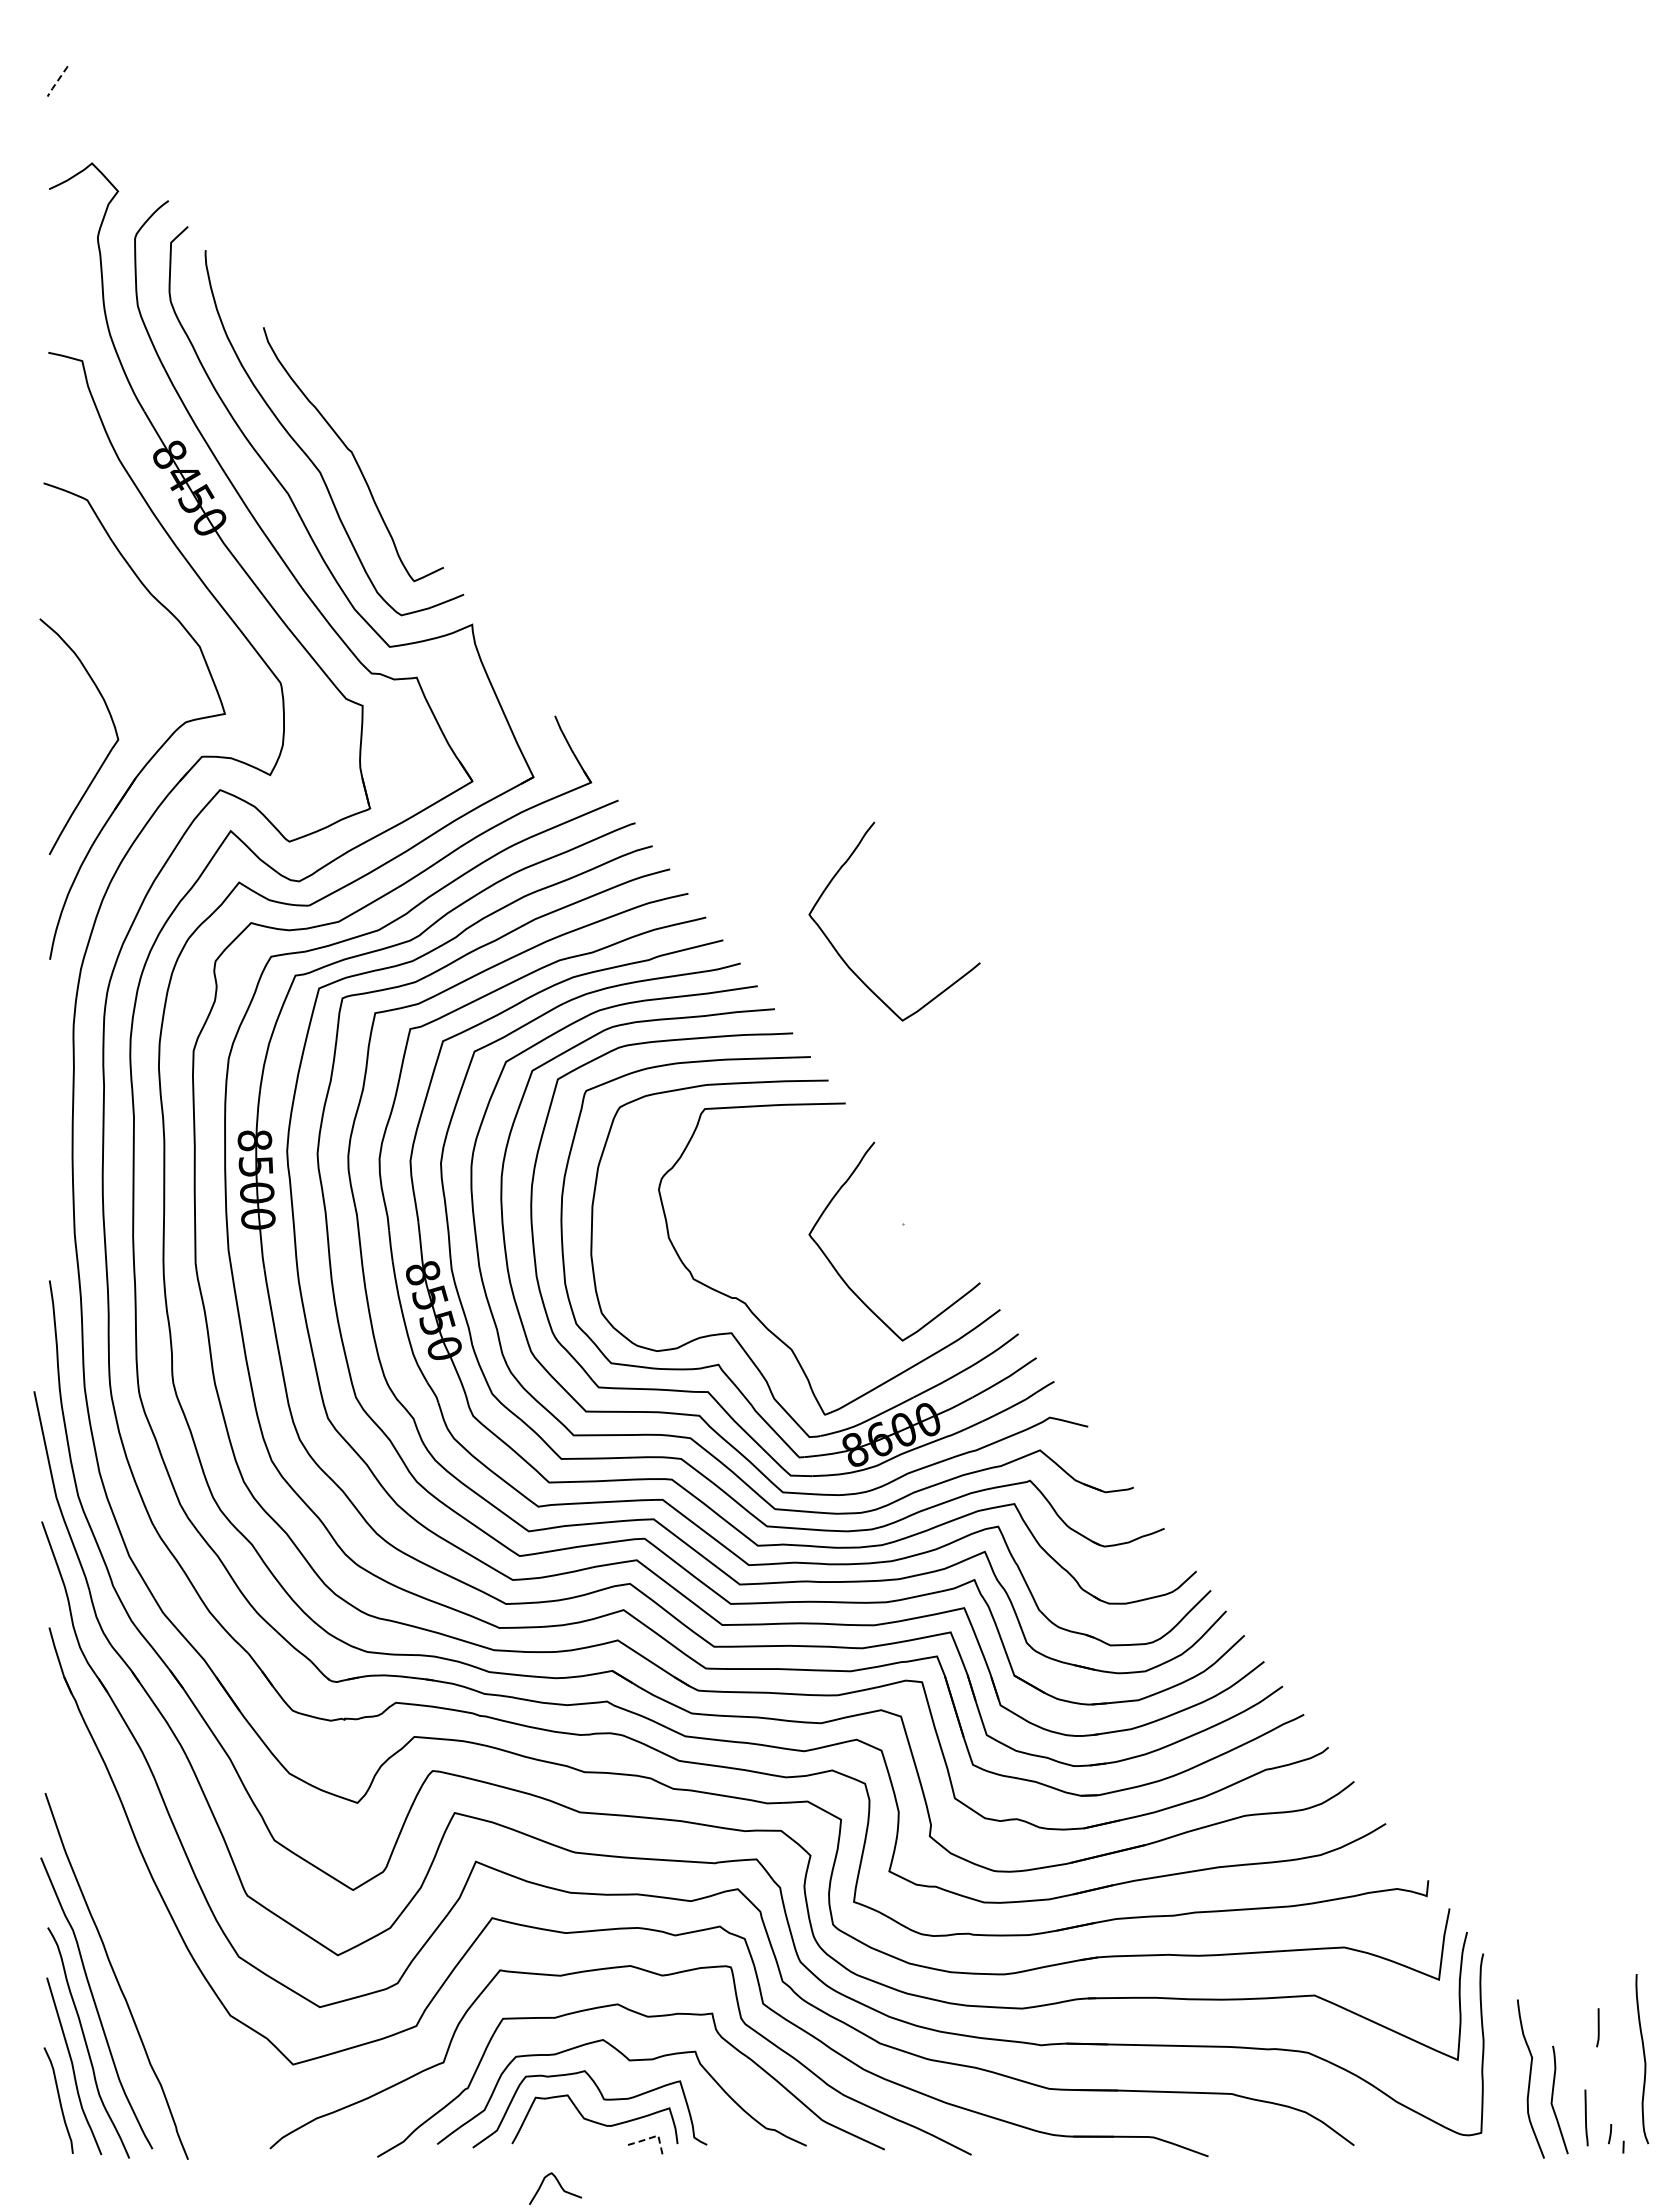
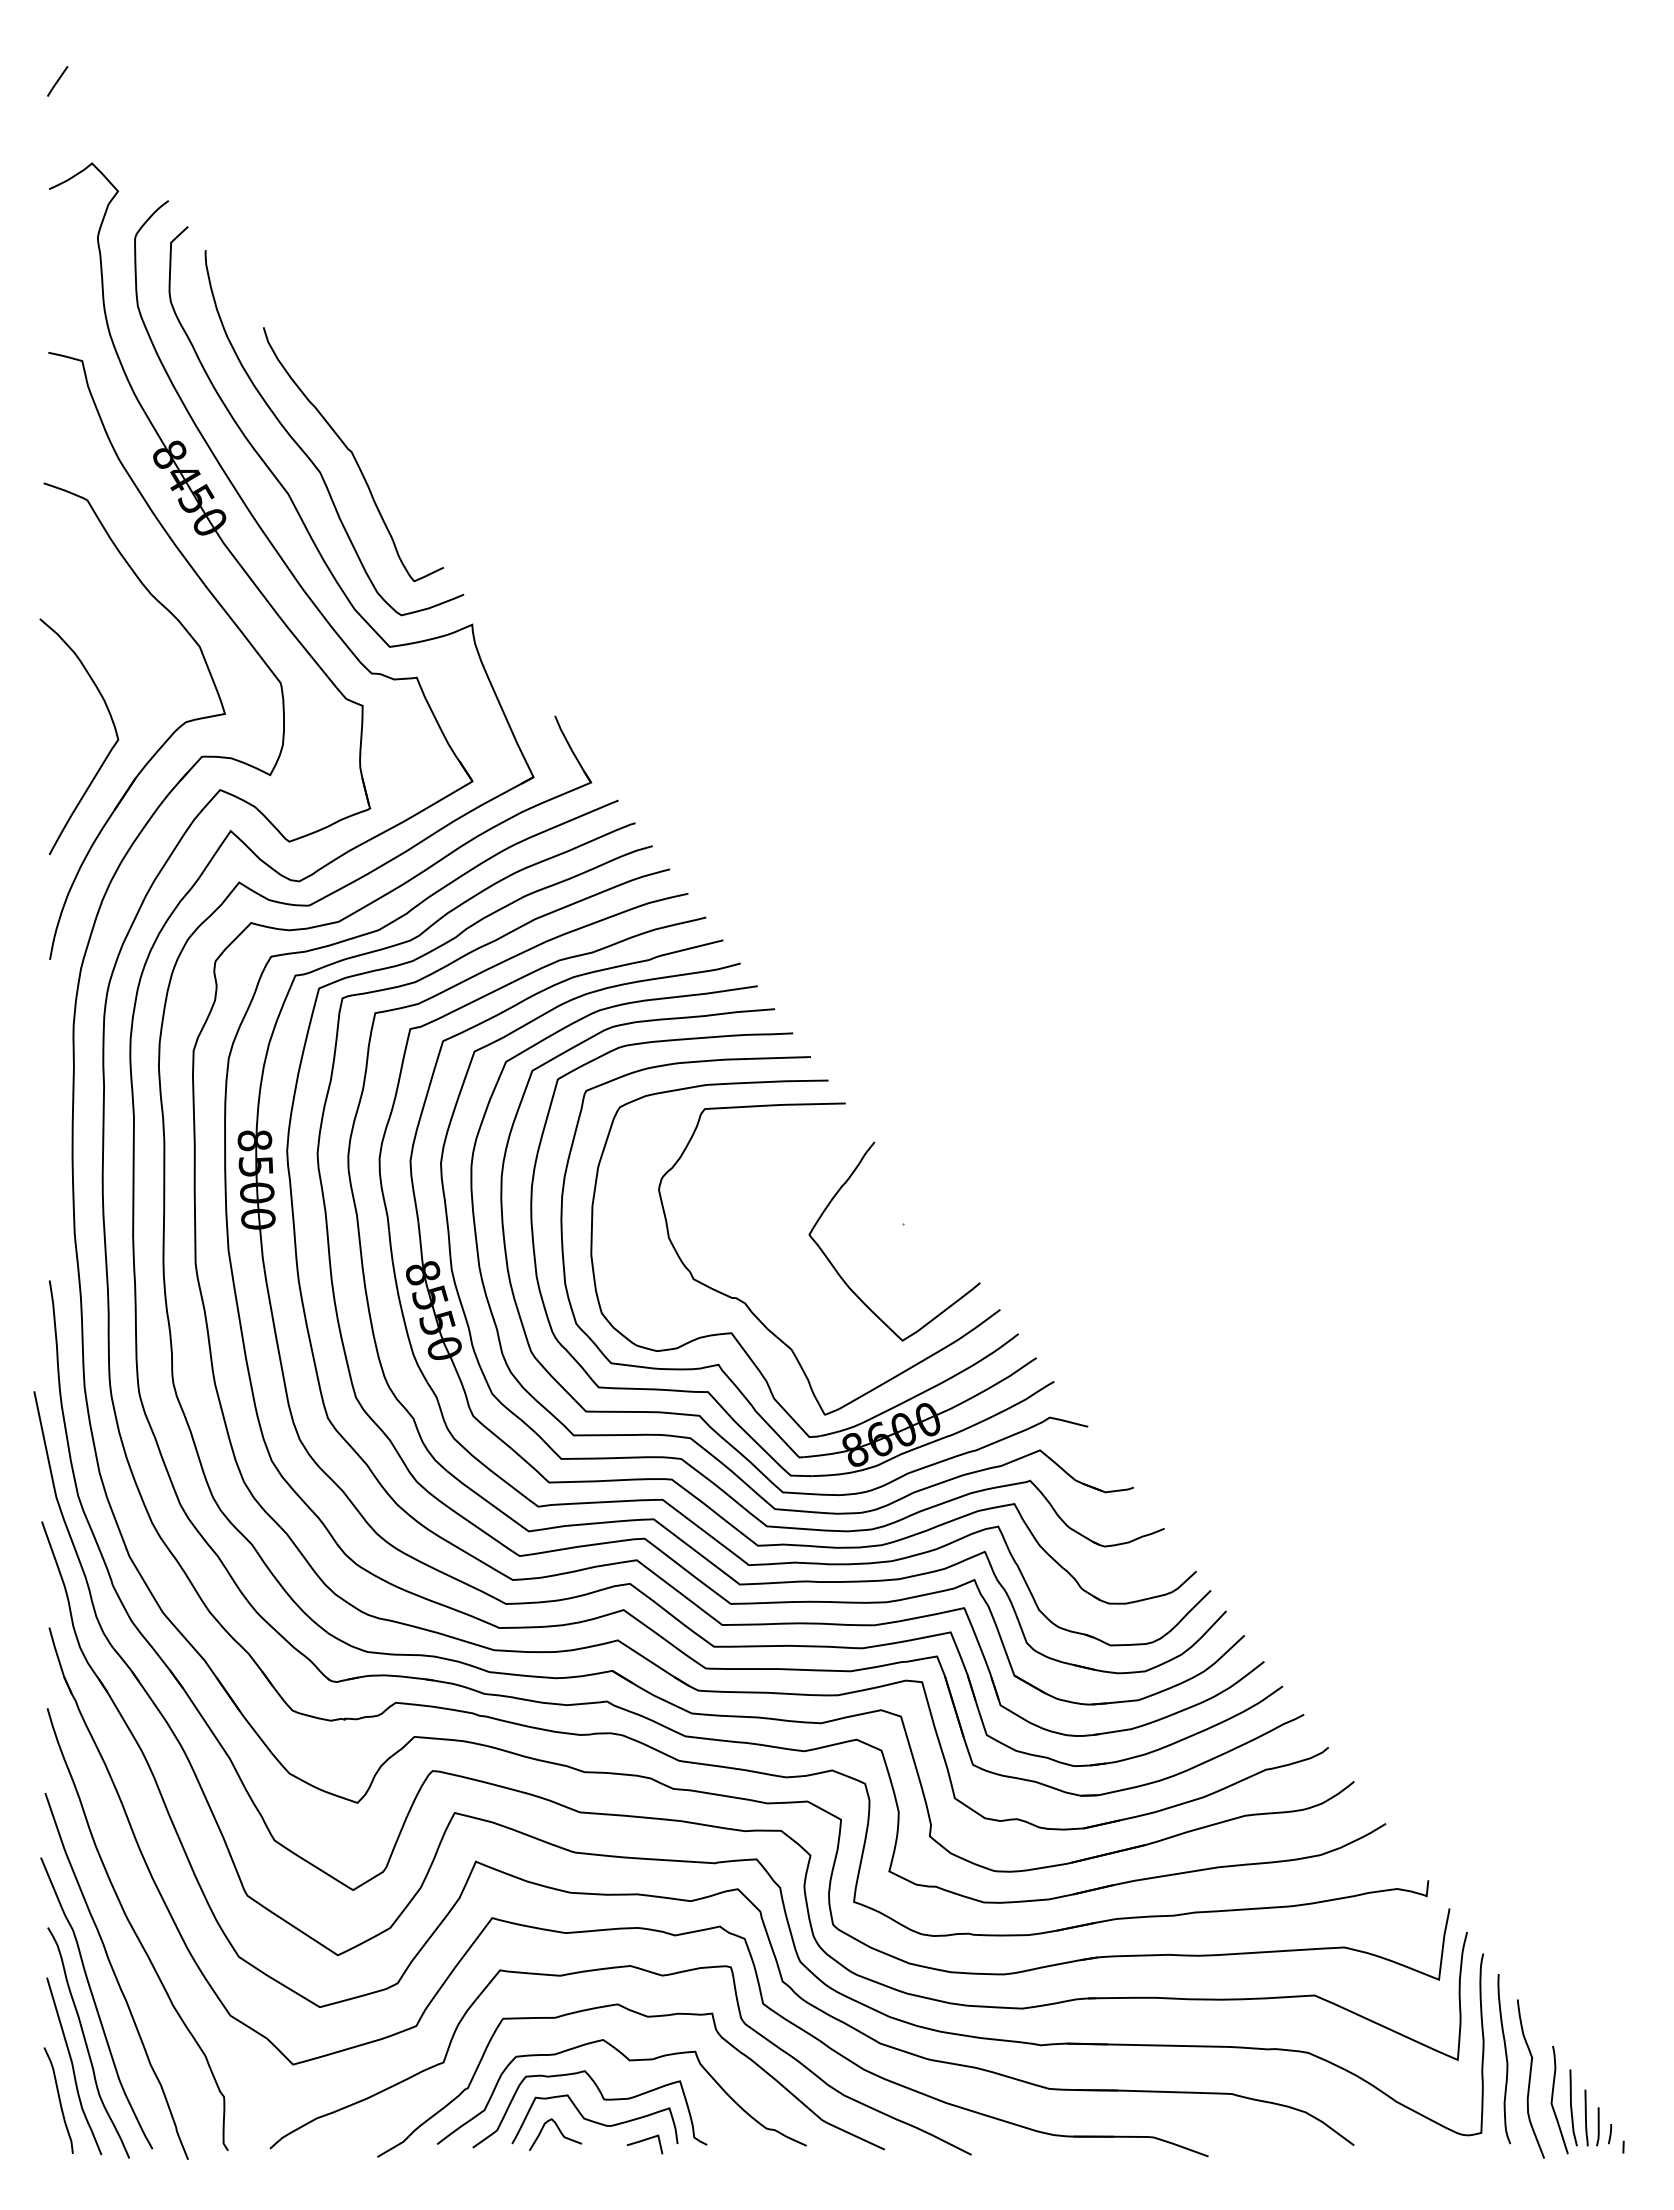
line: dashed -> solid (57, 81)
curve: present -> none (843, 958)
curve: none -> present (135, 1931)
line position: (1597, 2027) -> (1597, 2126) (1597, 2126)
curve position: (1643, 2058) -> (1505, 2058) (1505, 2058)
curve: none -> present (1572, 2107)
line: dashed -> solid (651, 2137)
curve position: (558, 2184) -> (558, 2130) (558, 2130)
